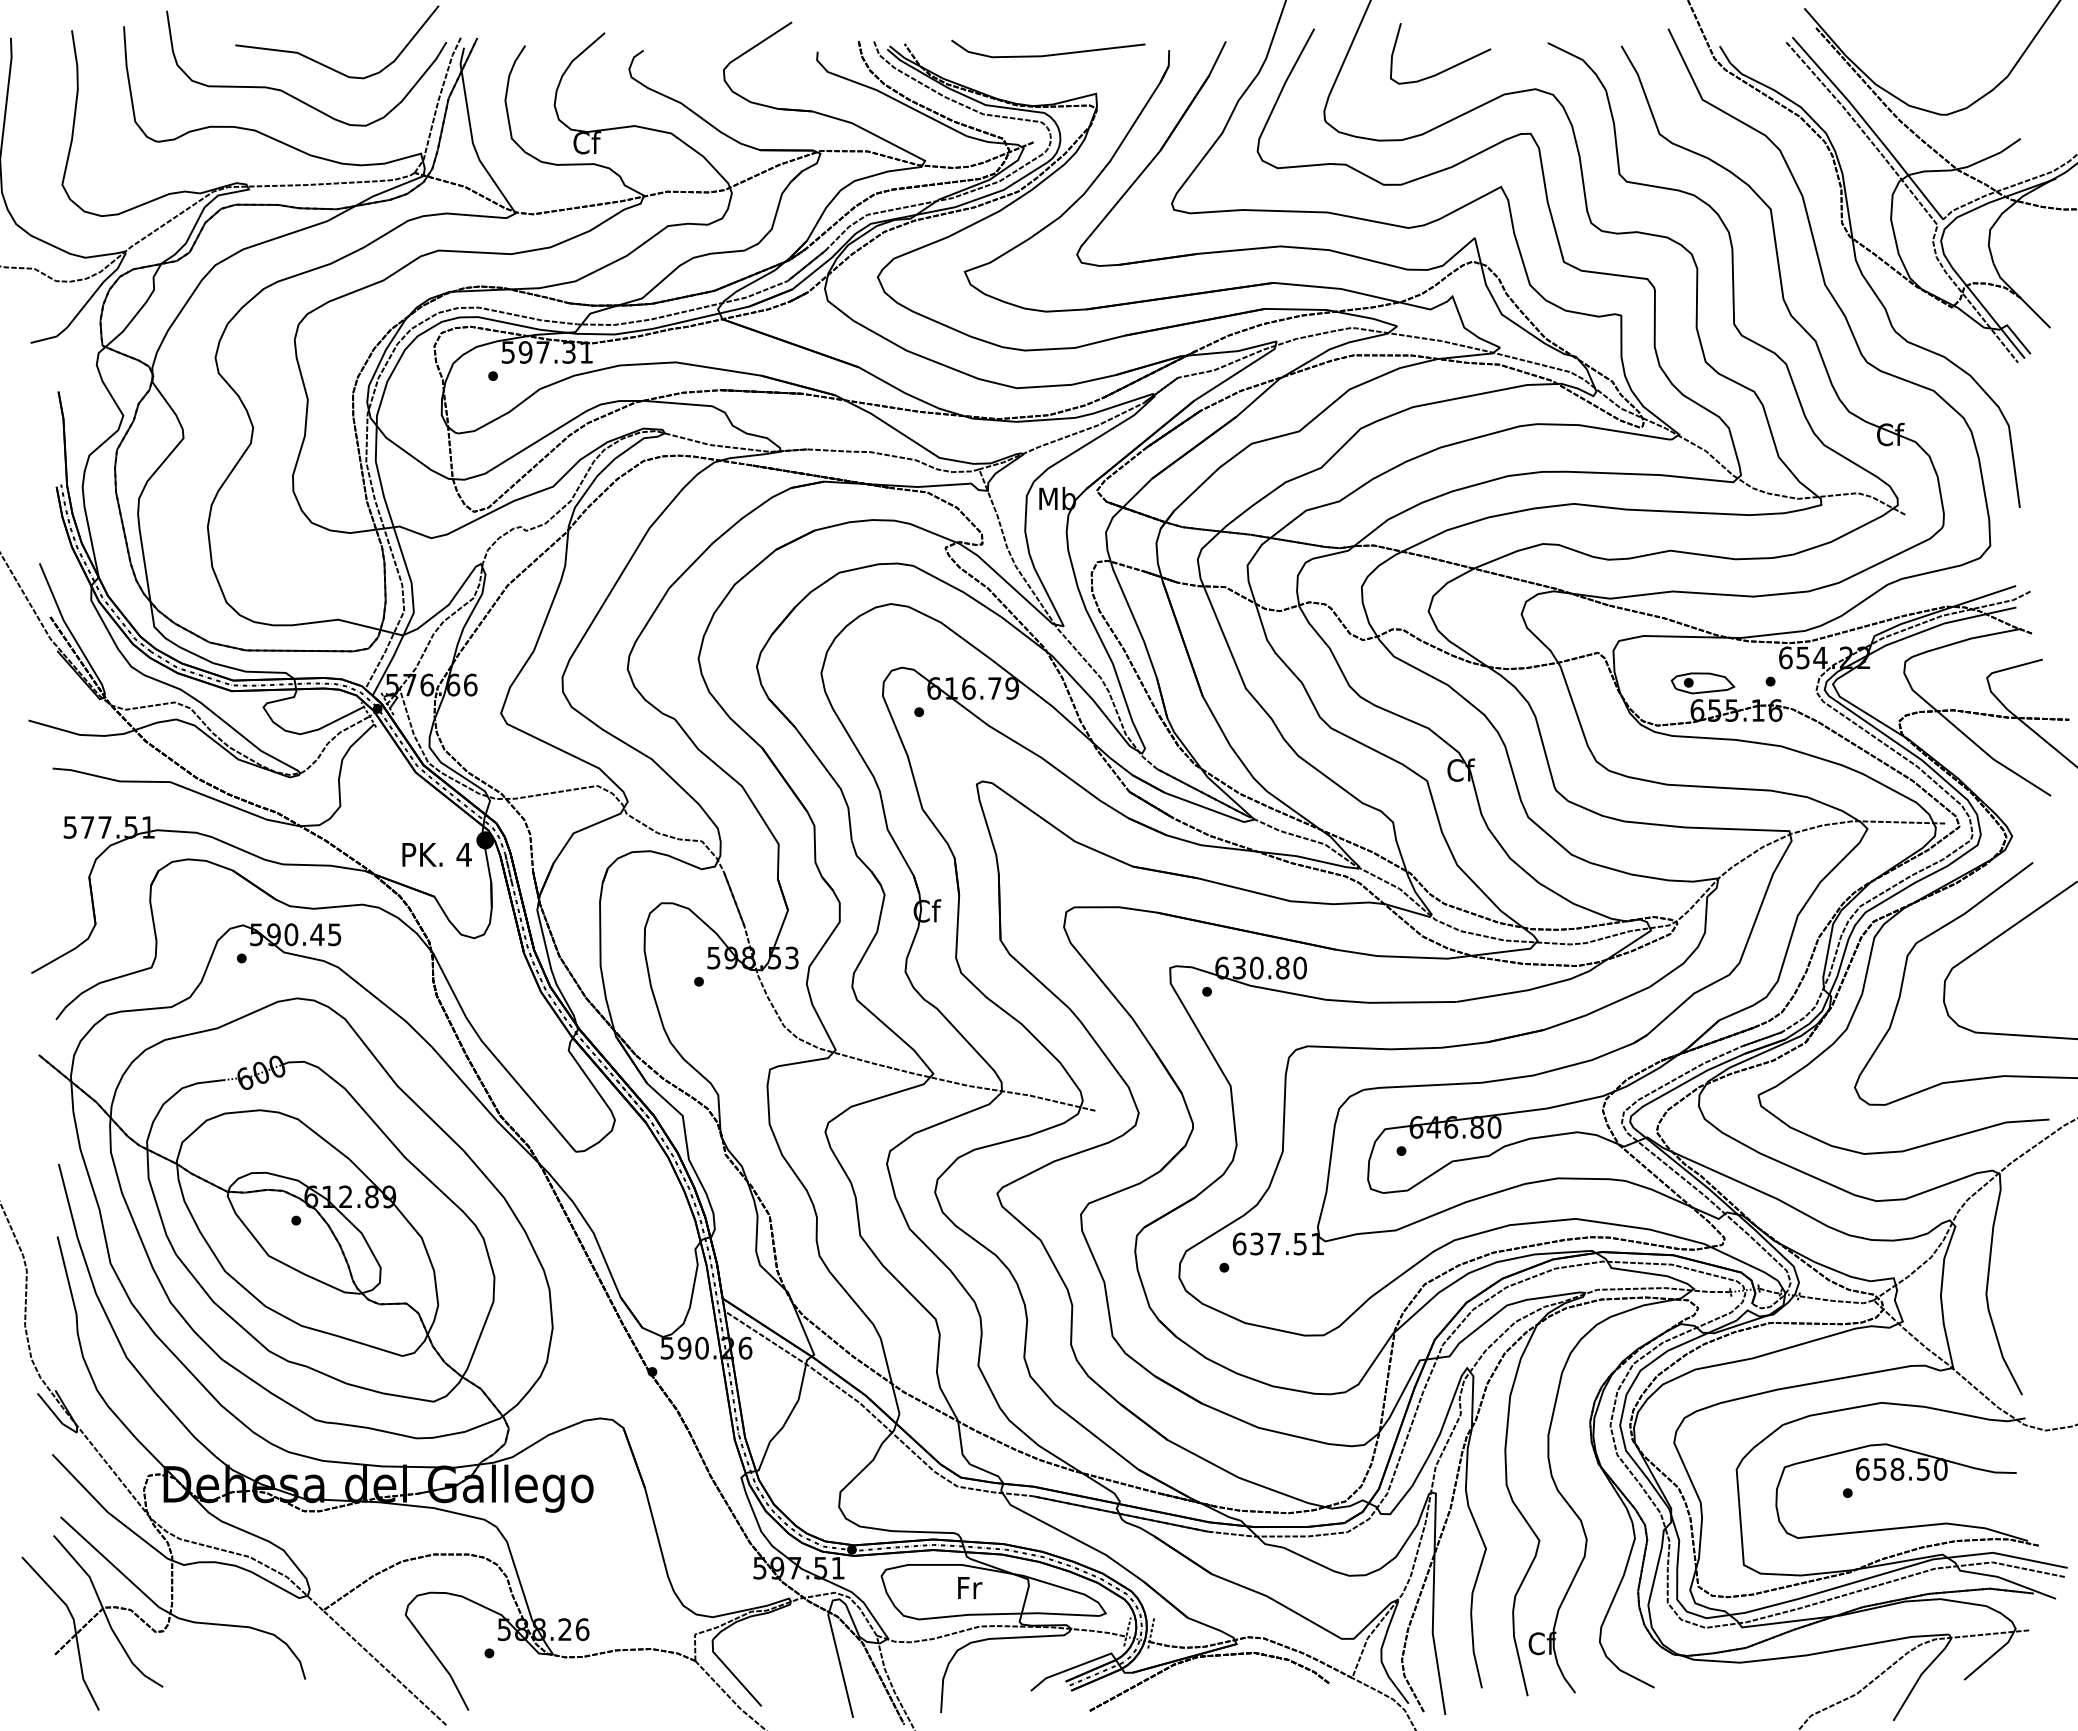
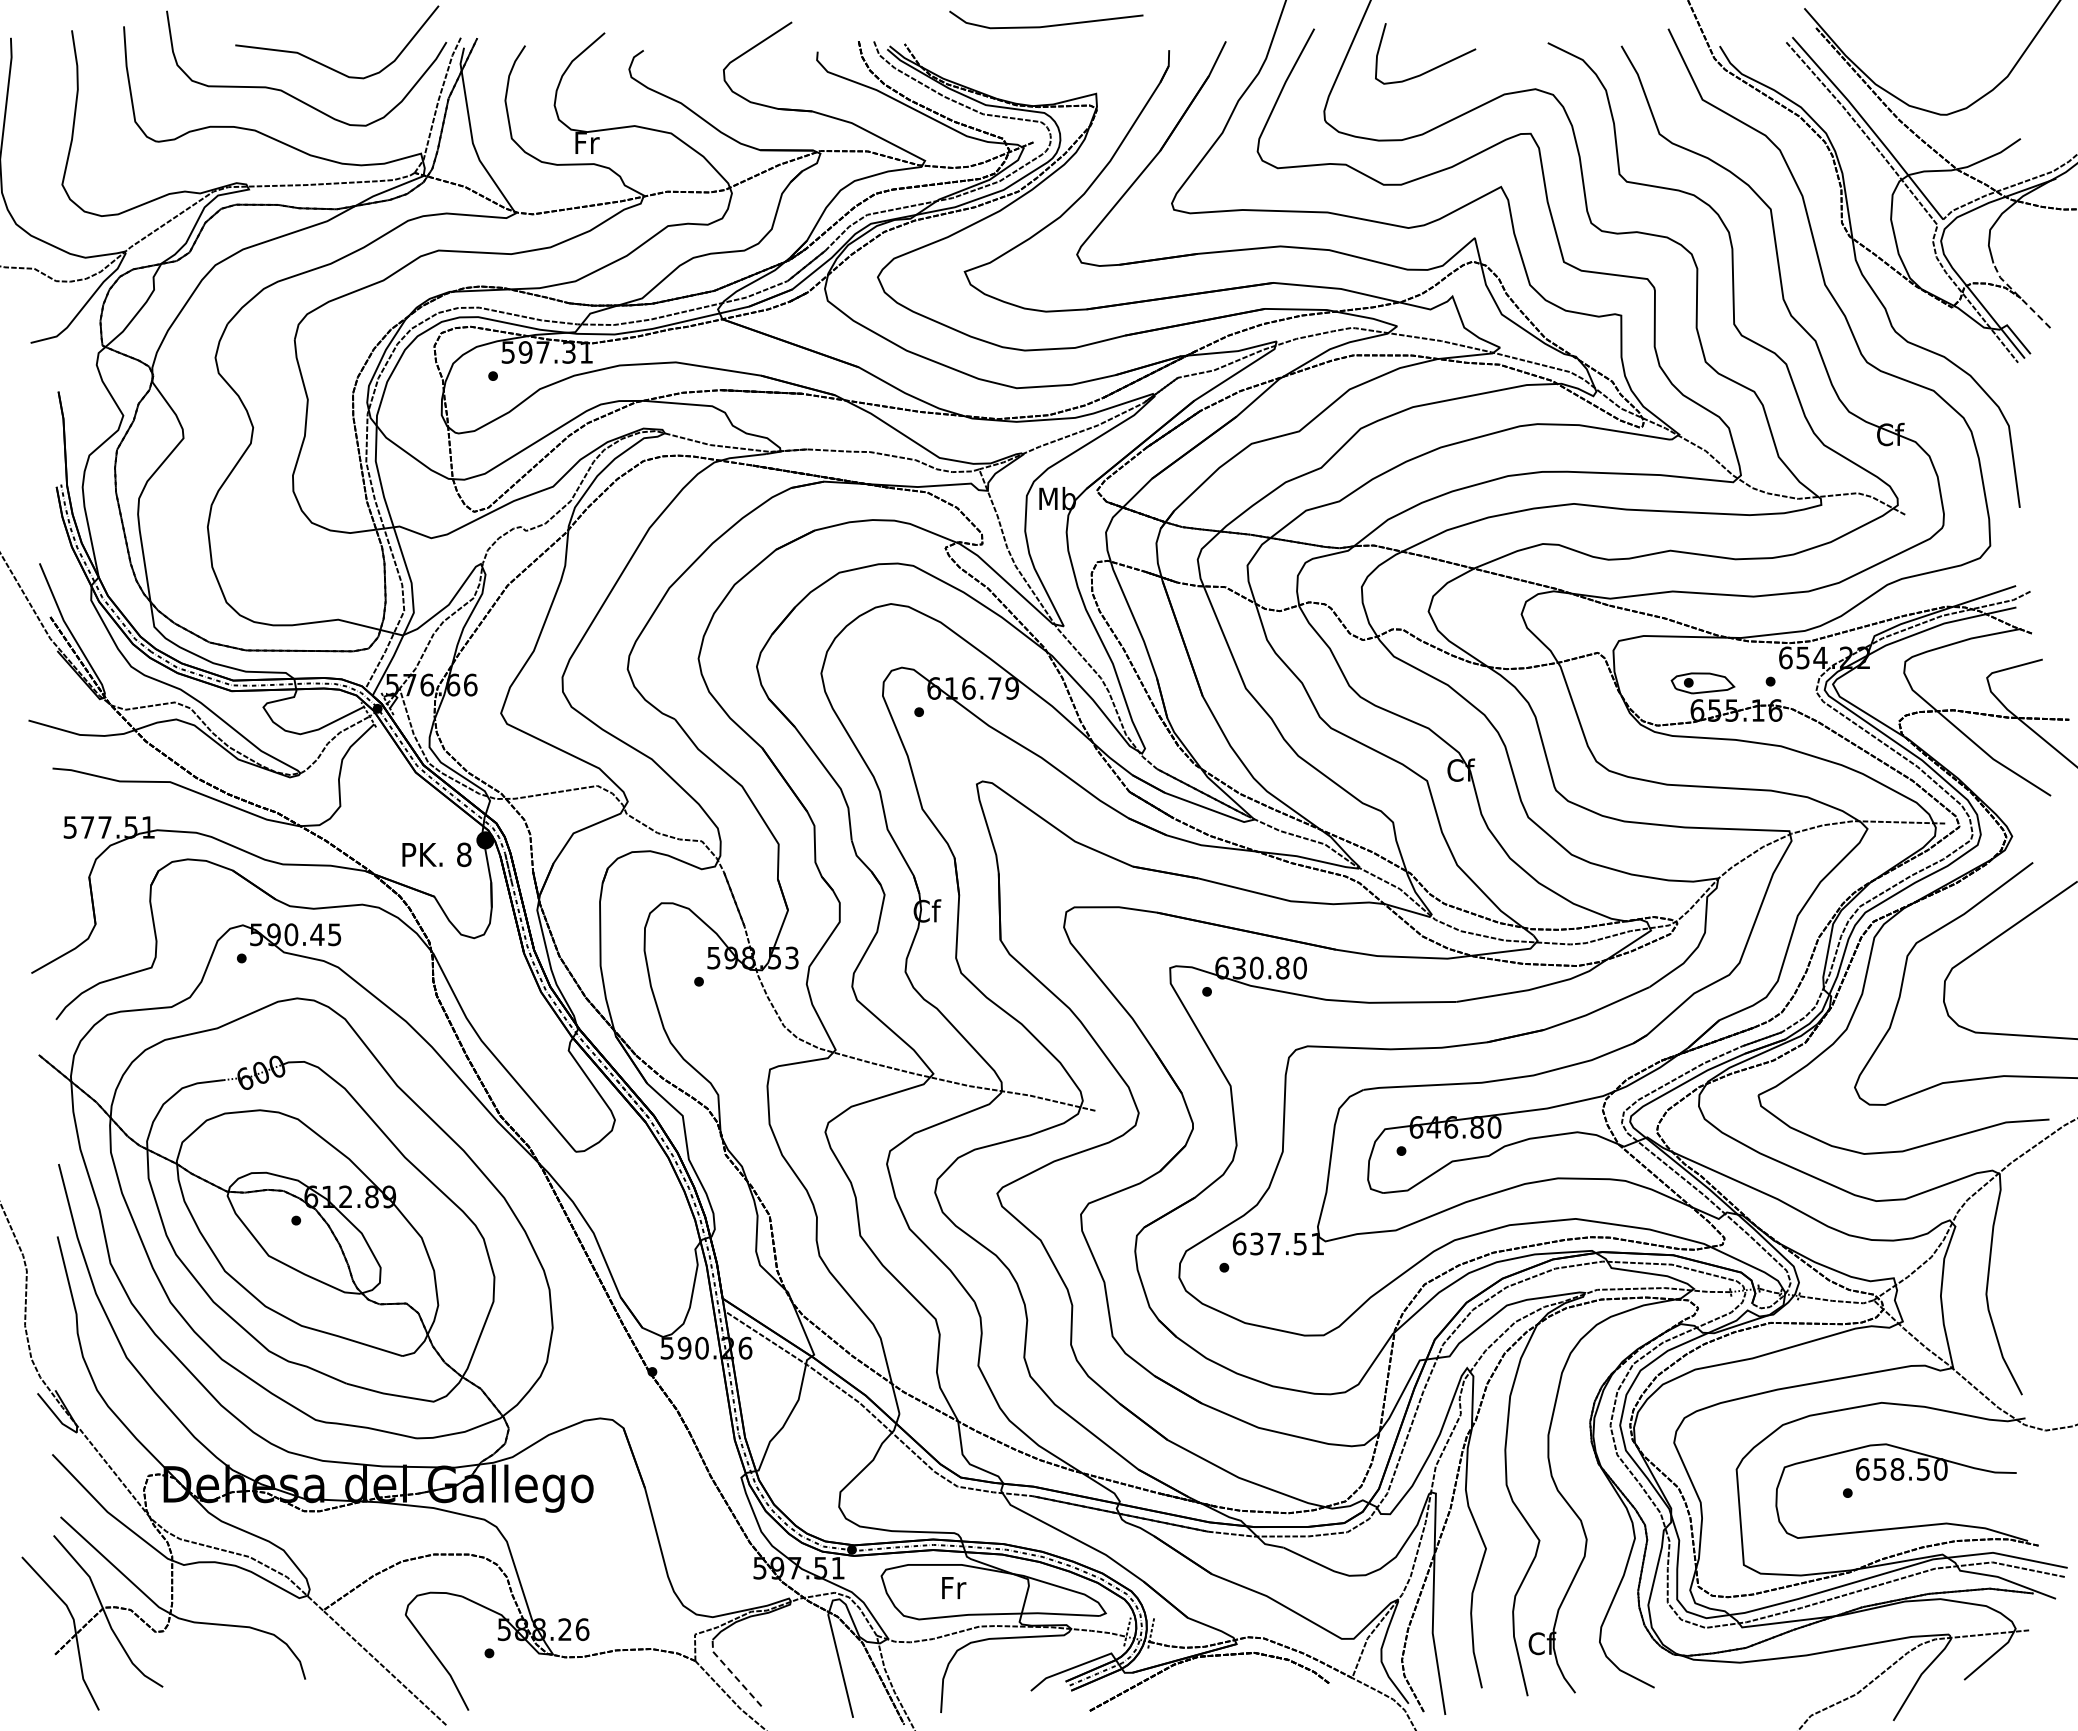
line position: (1048, 54) -> (1046, 25) (1046, 25)
curve position: (1447, 68) -> (1432, 68) (1432, 68)
text: Cf -> Fr (587, 142)
line: solid -> dashed (2019, 296)
text: 4 -> 8 (463, 854)
text position: (970, 1587) -> (954, 1587) (954, 1587)
line: solid -> dashed (732, 1673)
